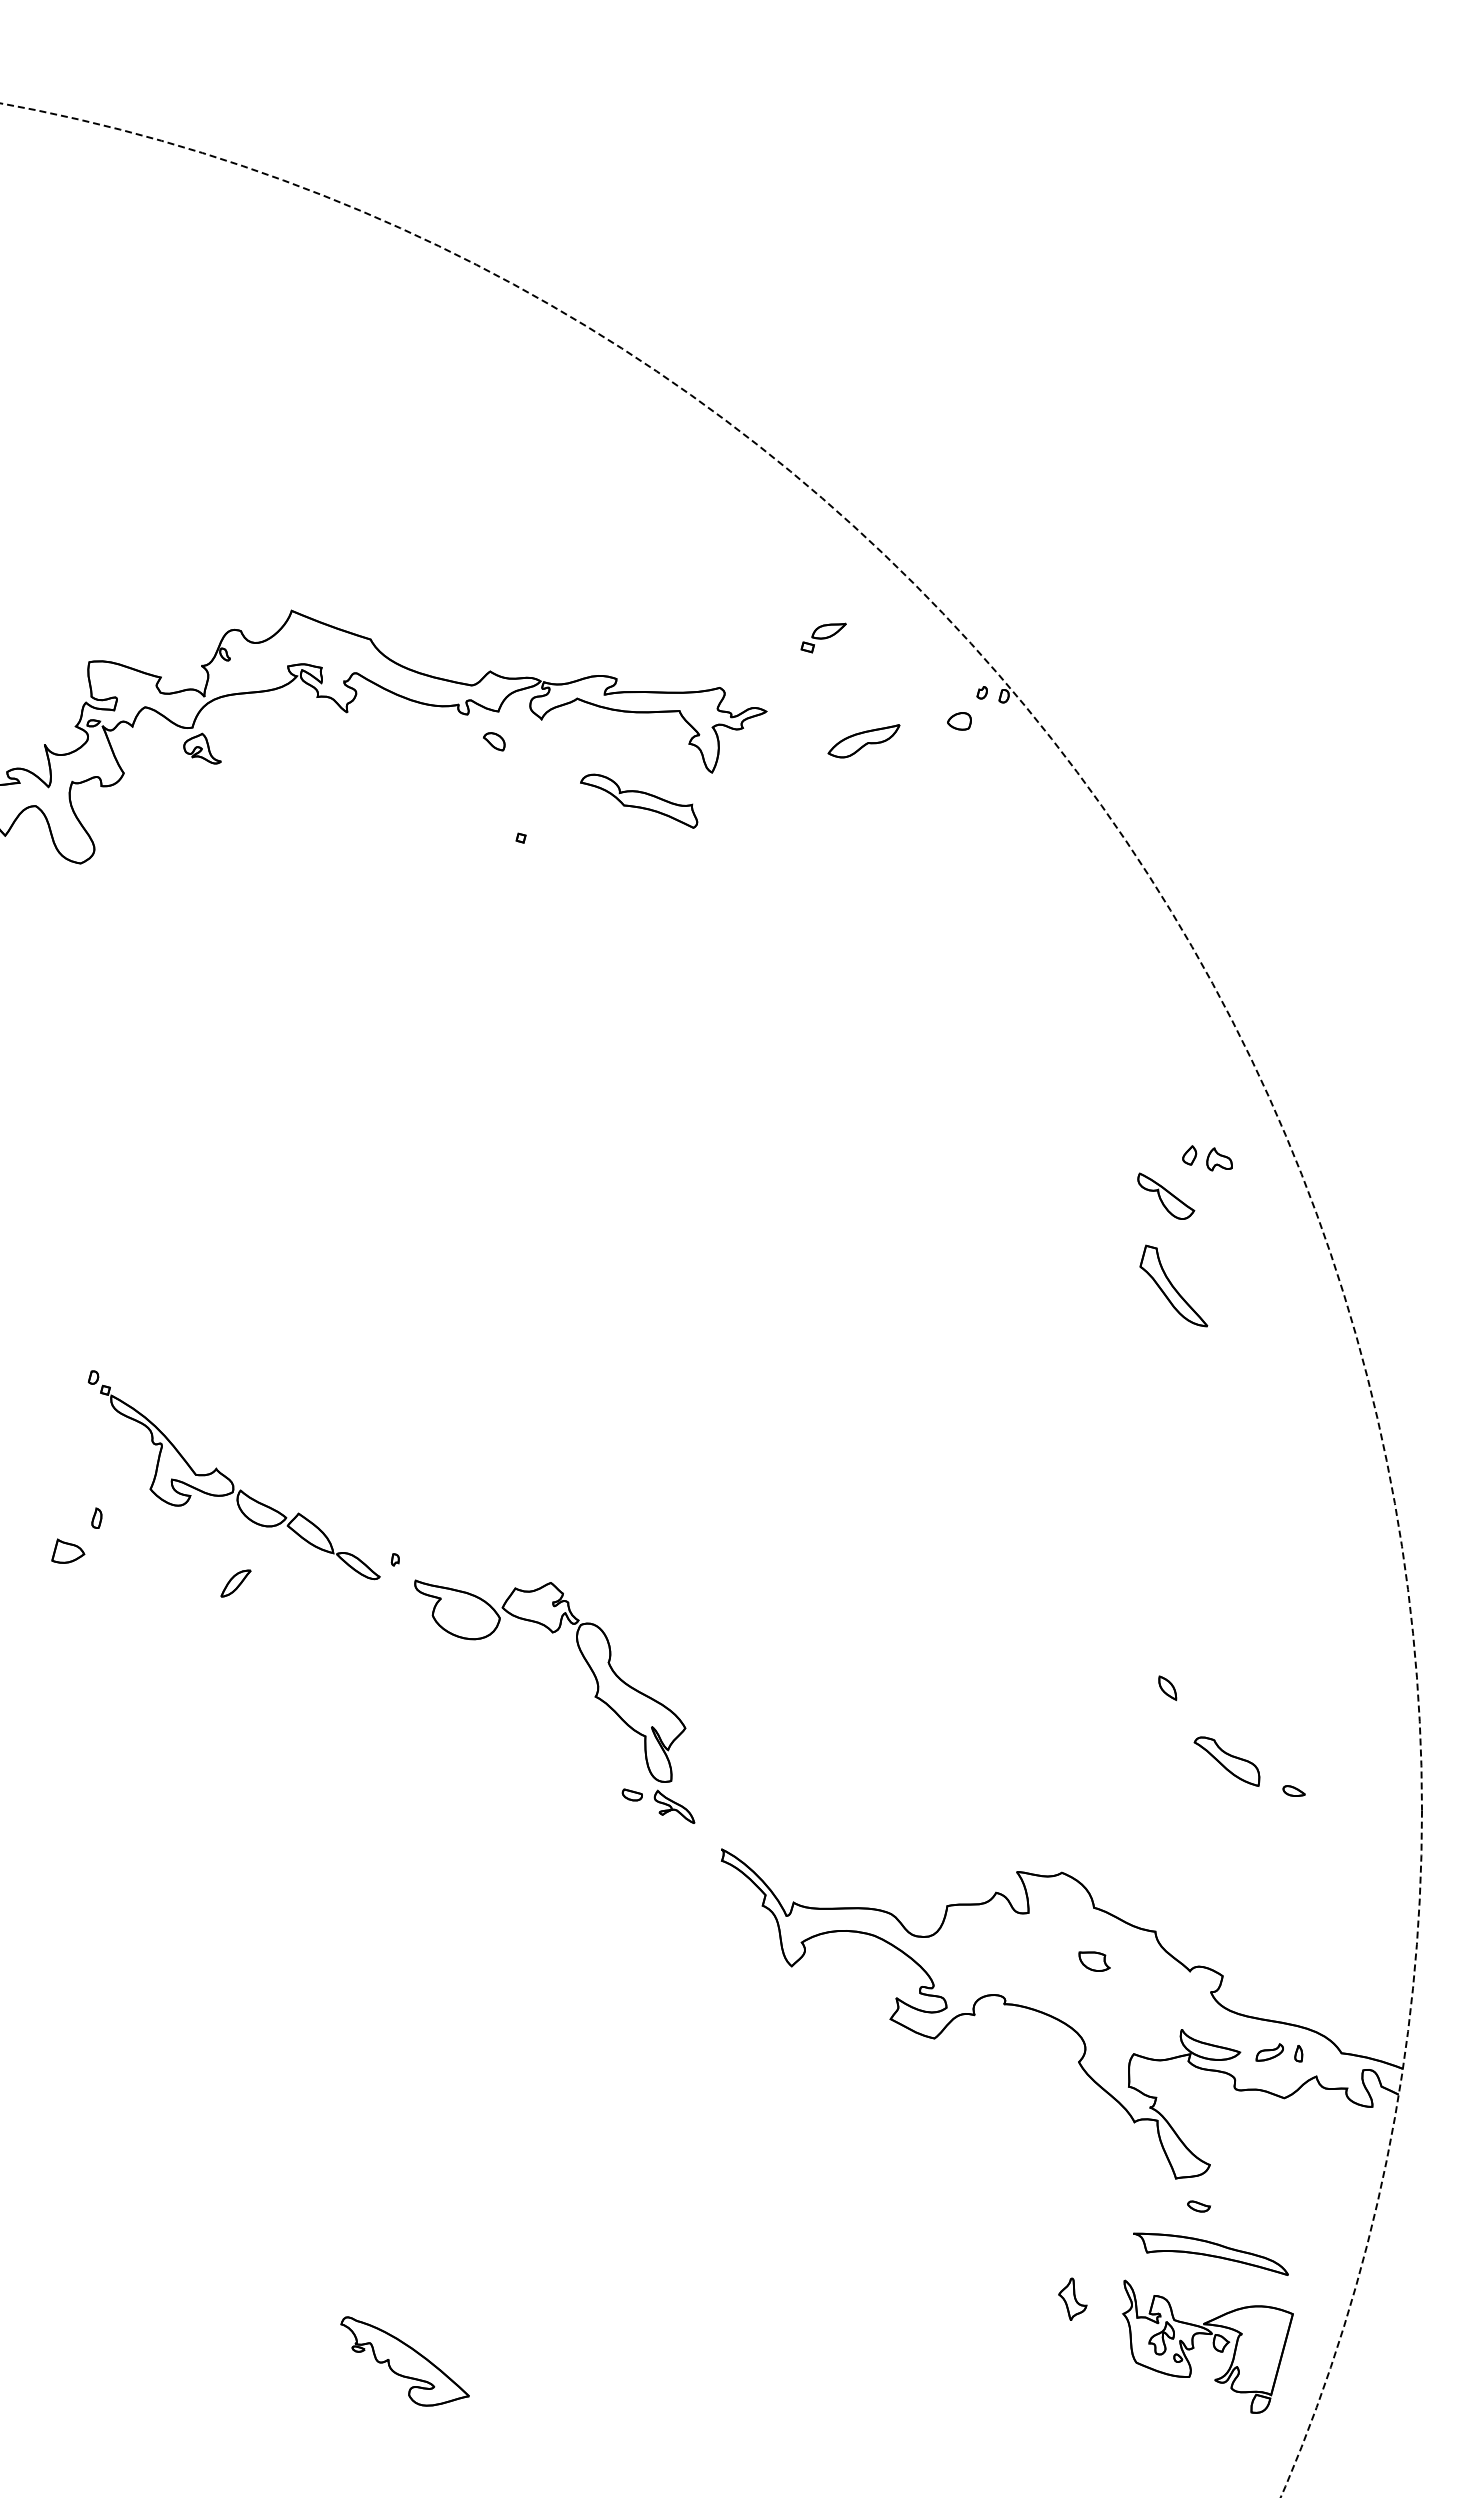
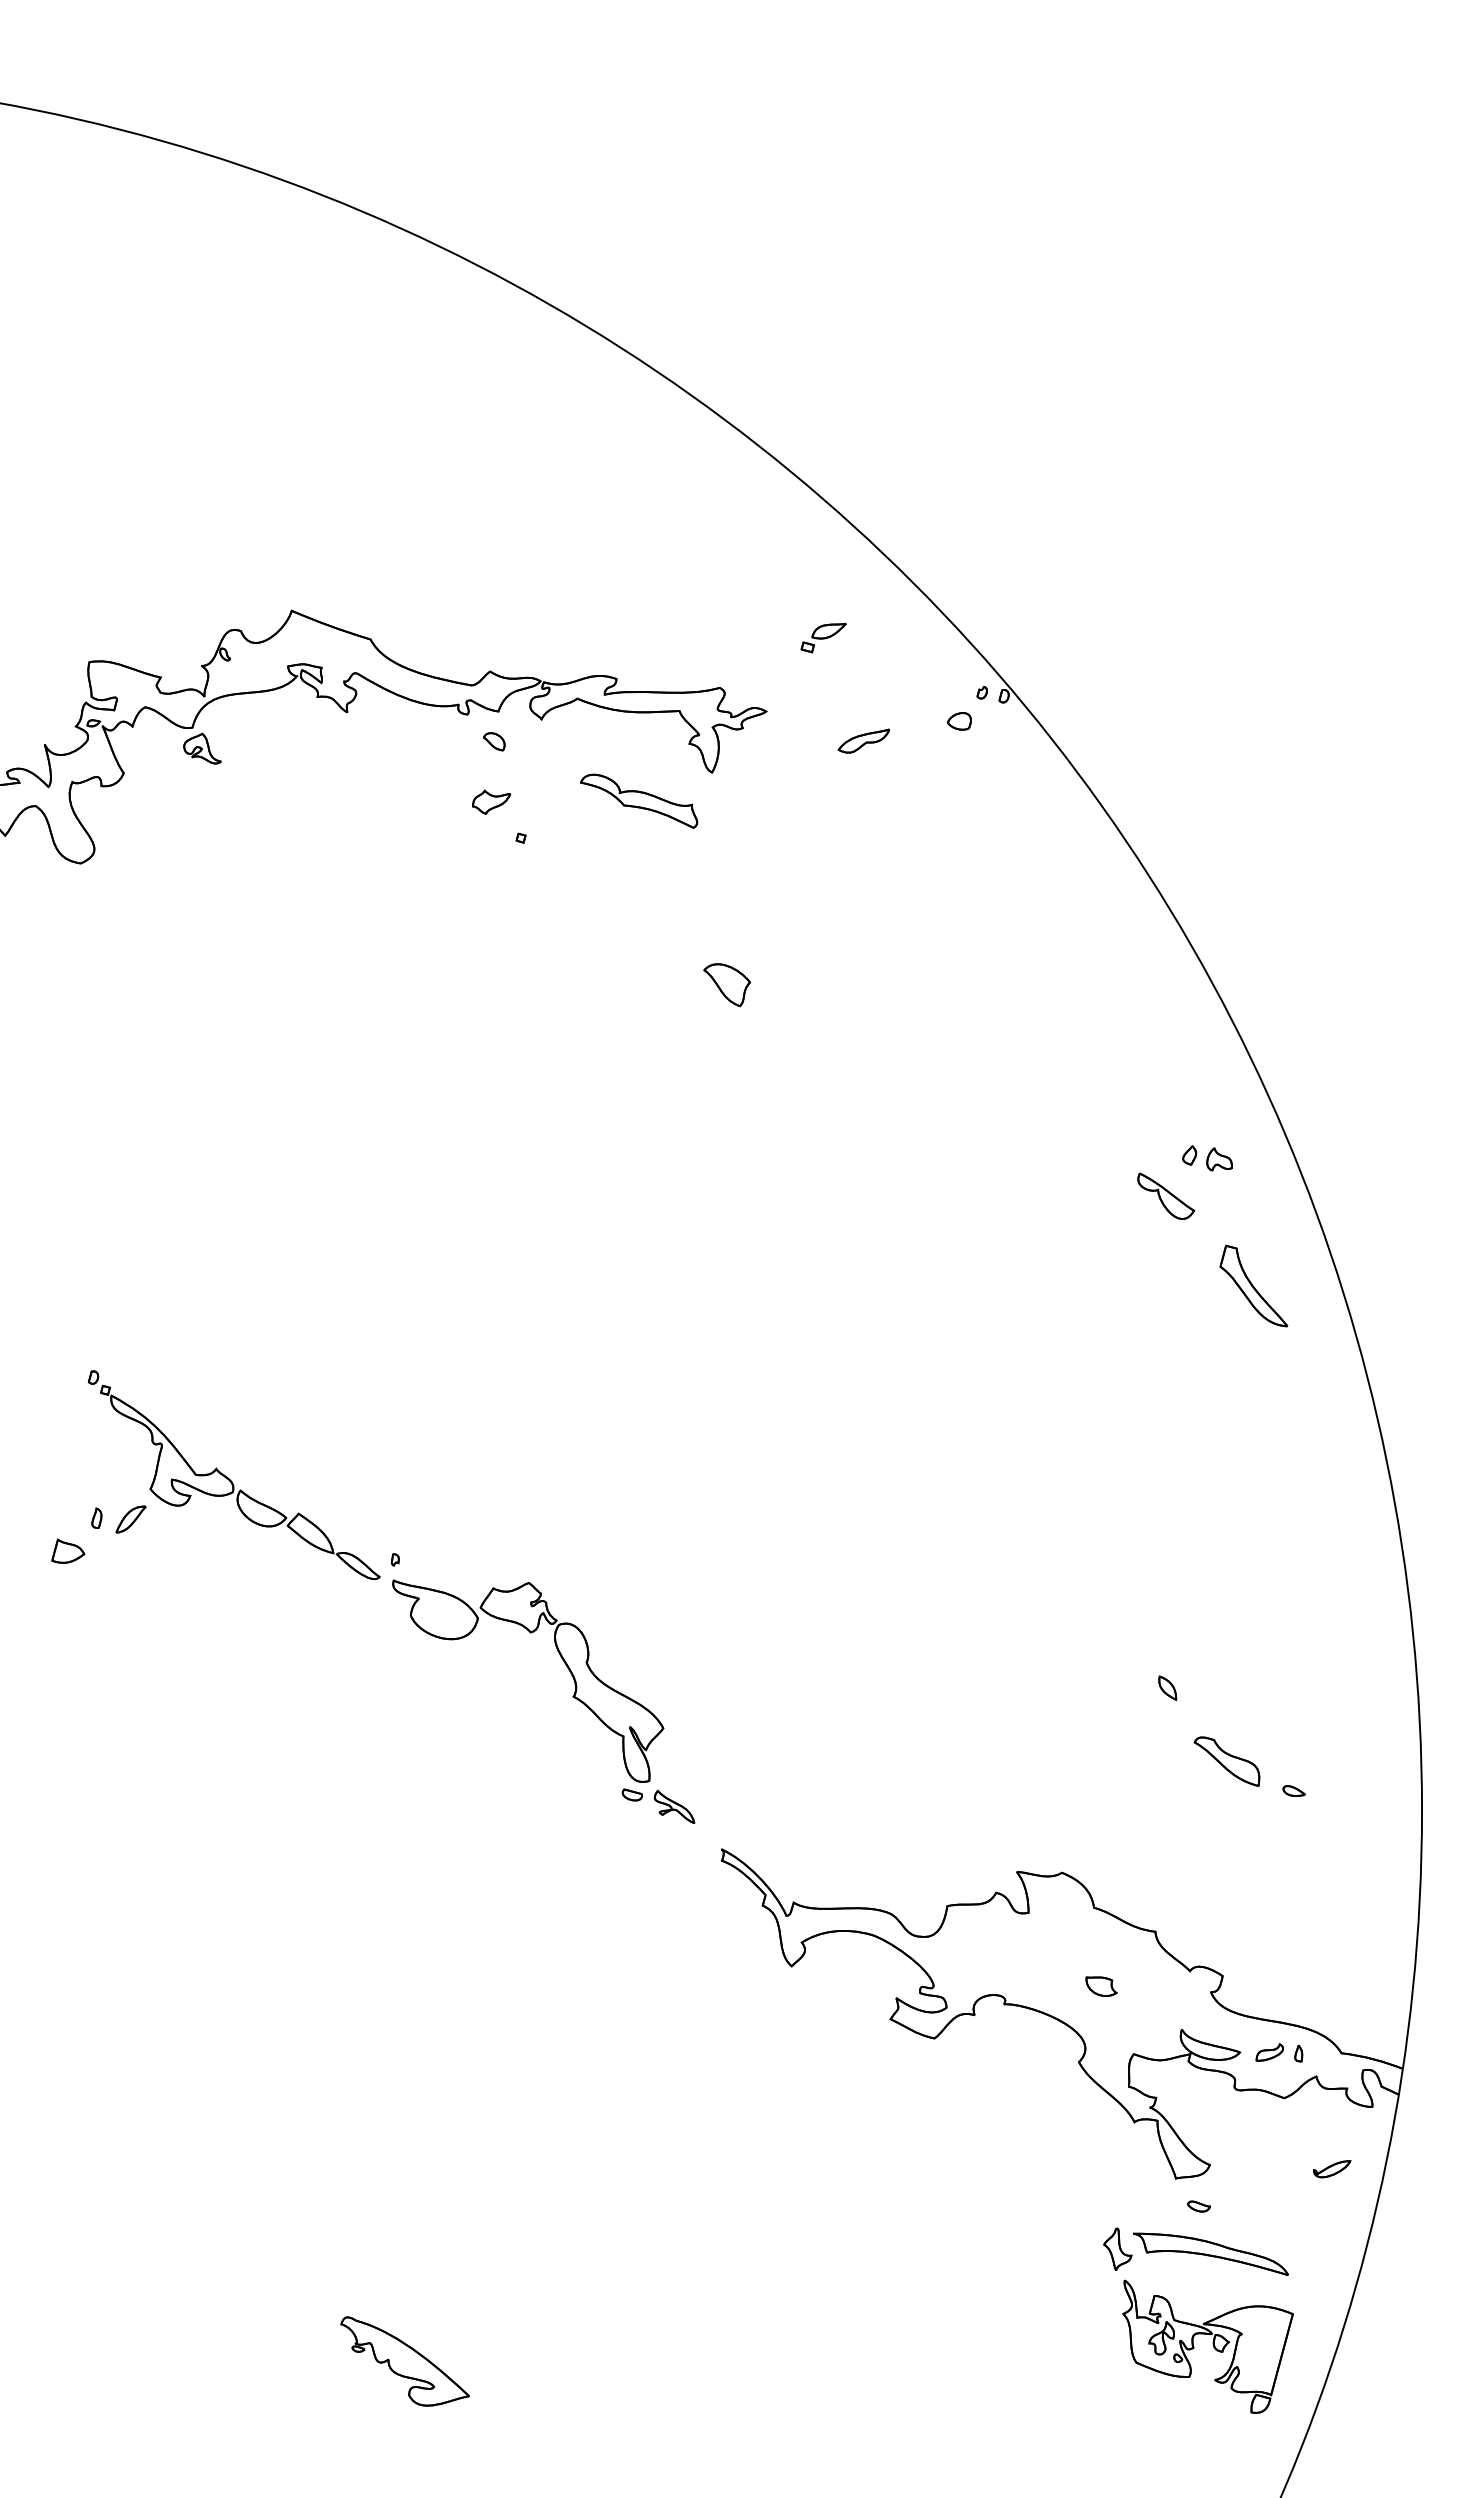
part size: 74x35 px -> 54x26 px (863, 740)
part: none -> present (491, 801)
part: none -> present (726, 985)
part position: (1173, 1285) -> (1253, 1285) (1253, 1285)
circle: dashed -> solid (711, 1300)
part position: (235, 1583) -> (130, 1519) (130, 1519)
part position: (584, 1660) -> (562, 1660) (562, 1660)
part position: (1094, 1961) -> (1101, 1986) (1101, 1986)
part: none -> present (1332, 2169)
part position: (1072, 2298) -> (1117, 2248) (1117, 2248)
